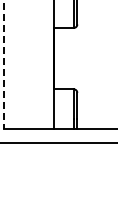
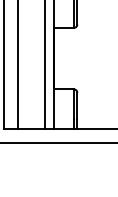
line: dashed -> solid (3, 65)
line: none -> present (17, 65)
line: none -> present (45, 65)
